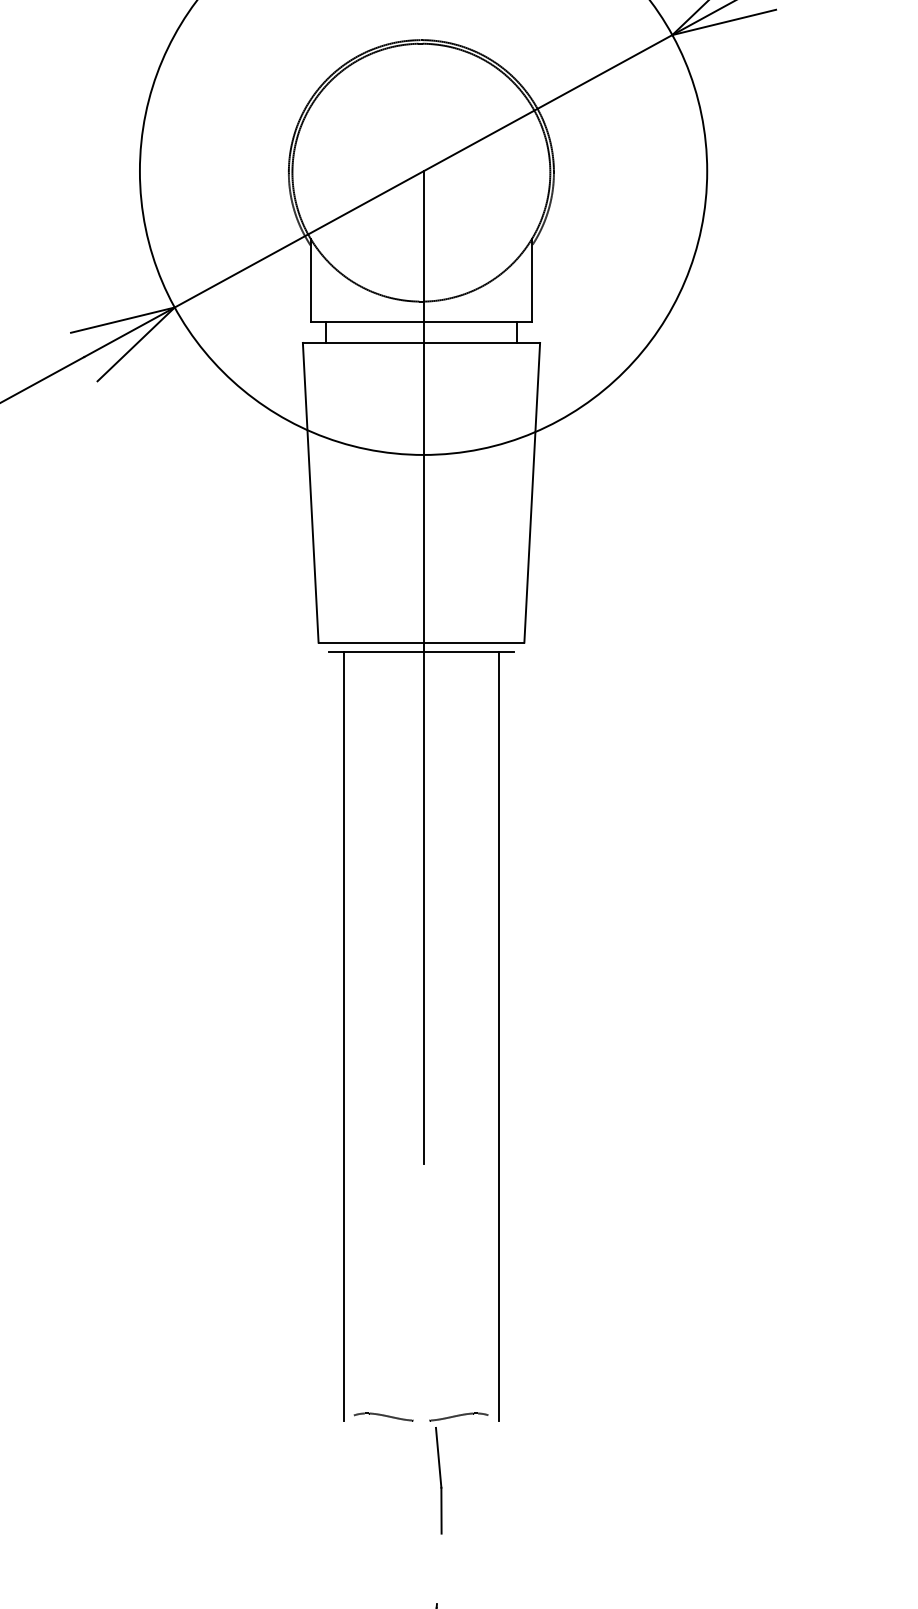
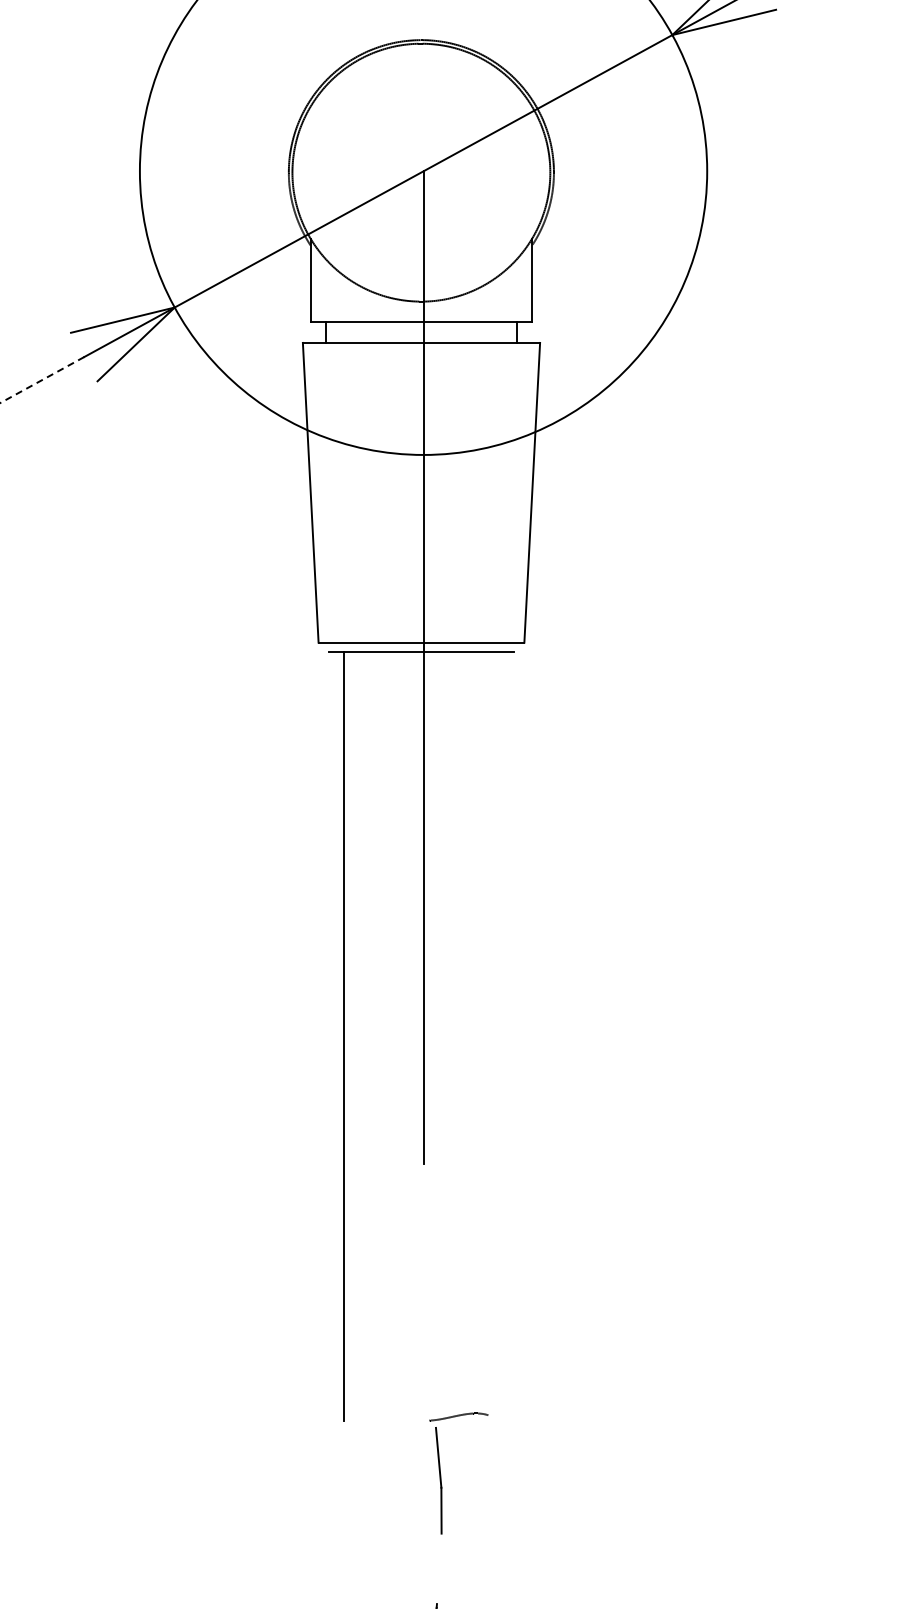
line: solid -> dashed (42, 379)
line: present -> none (498, 1036)
part: present -> none (383, 1416)
